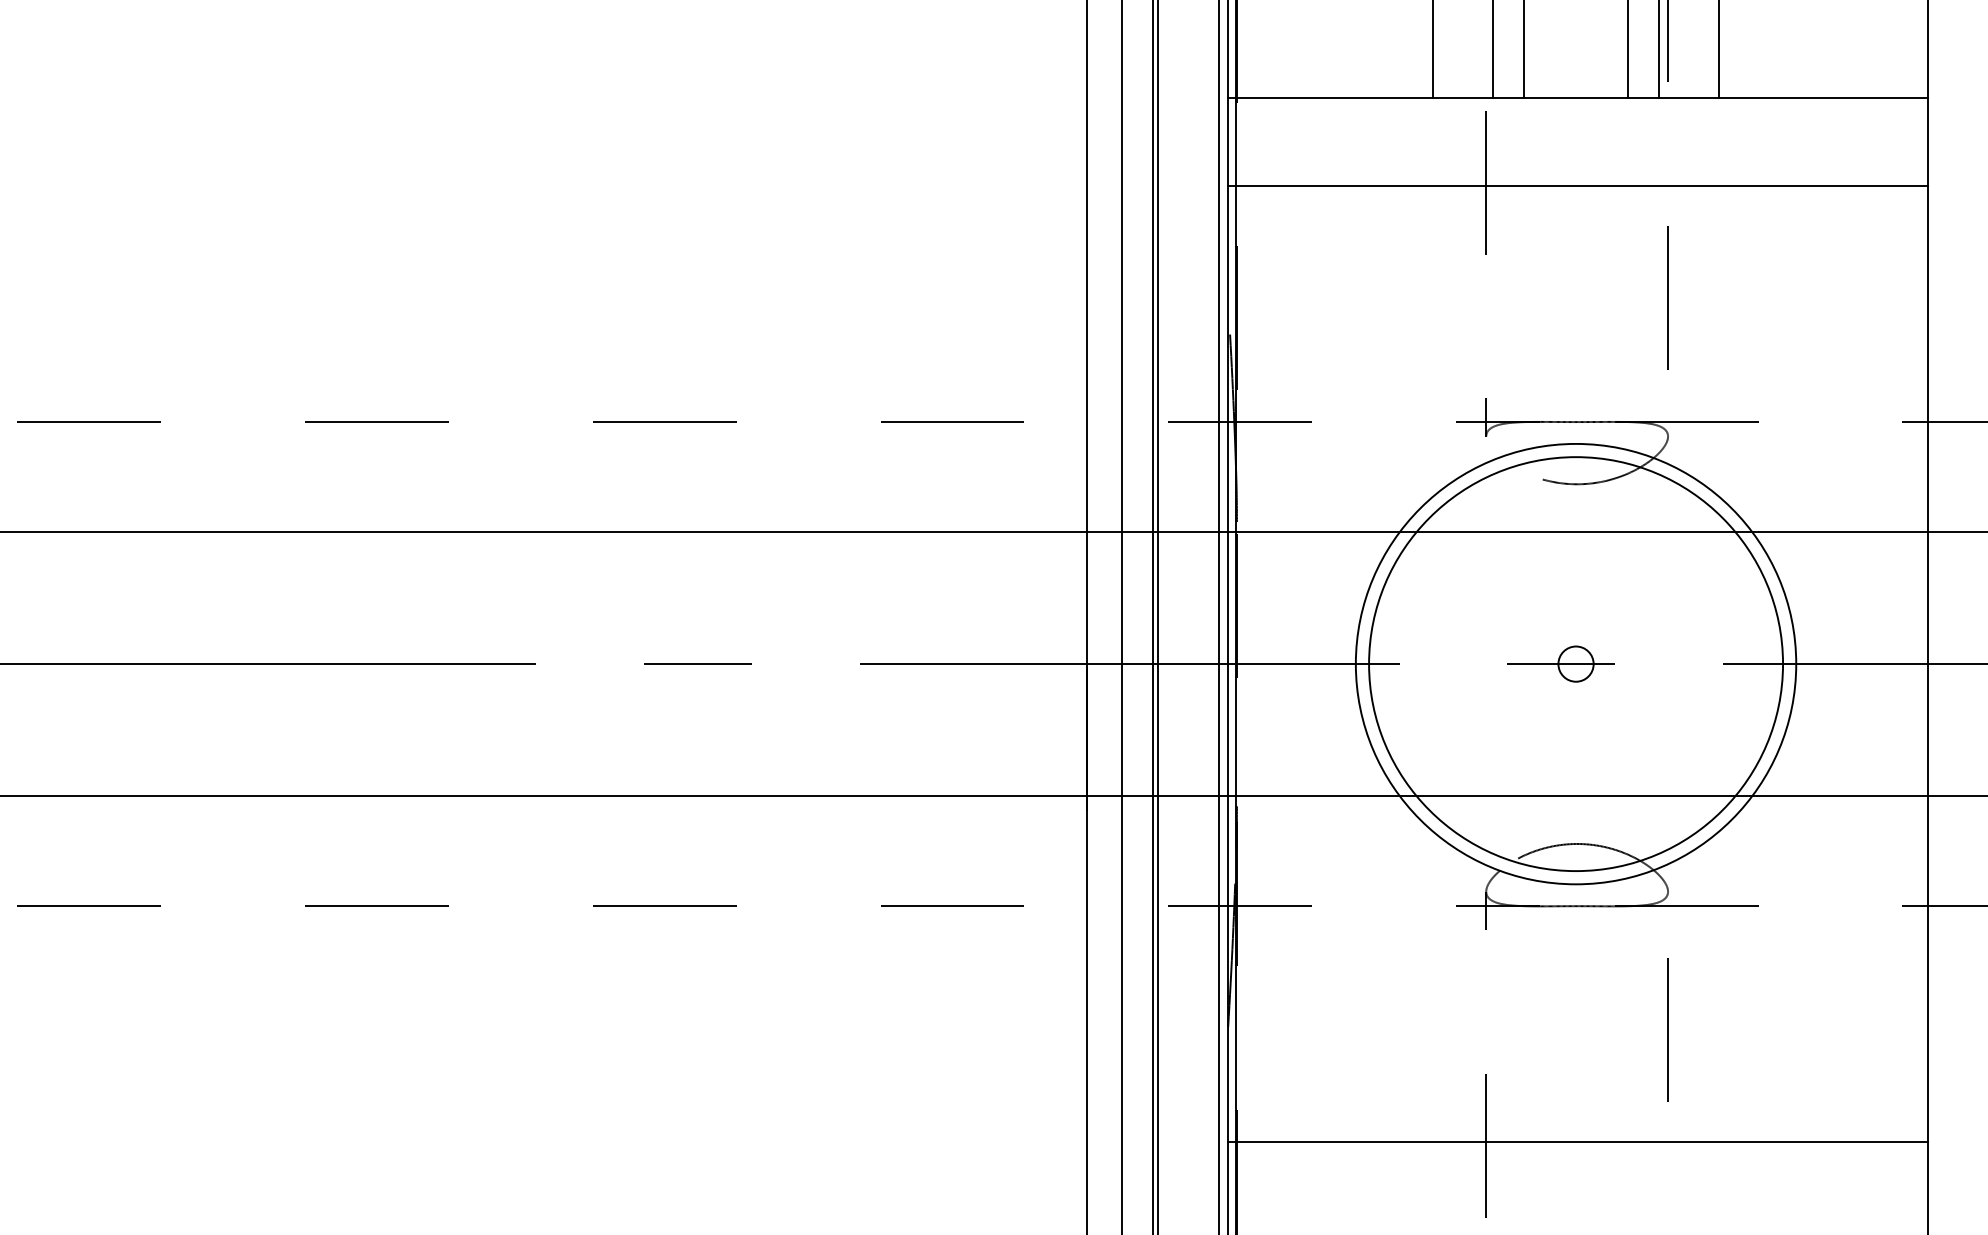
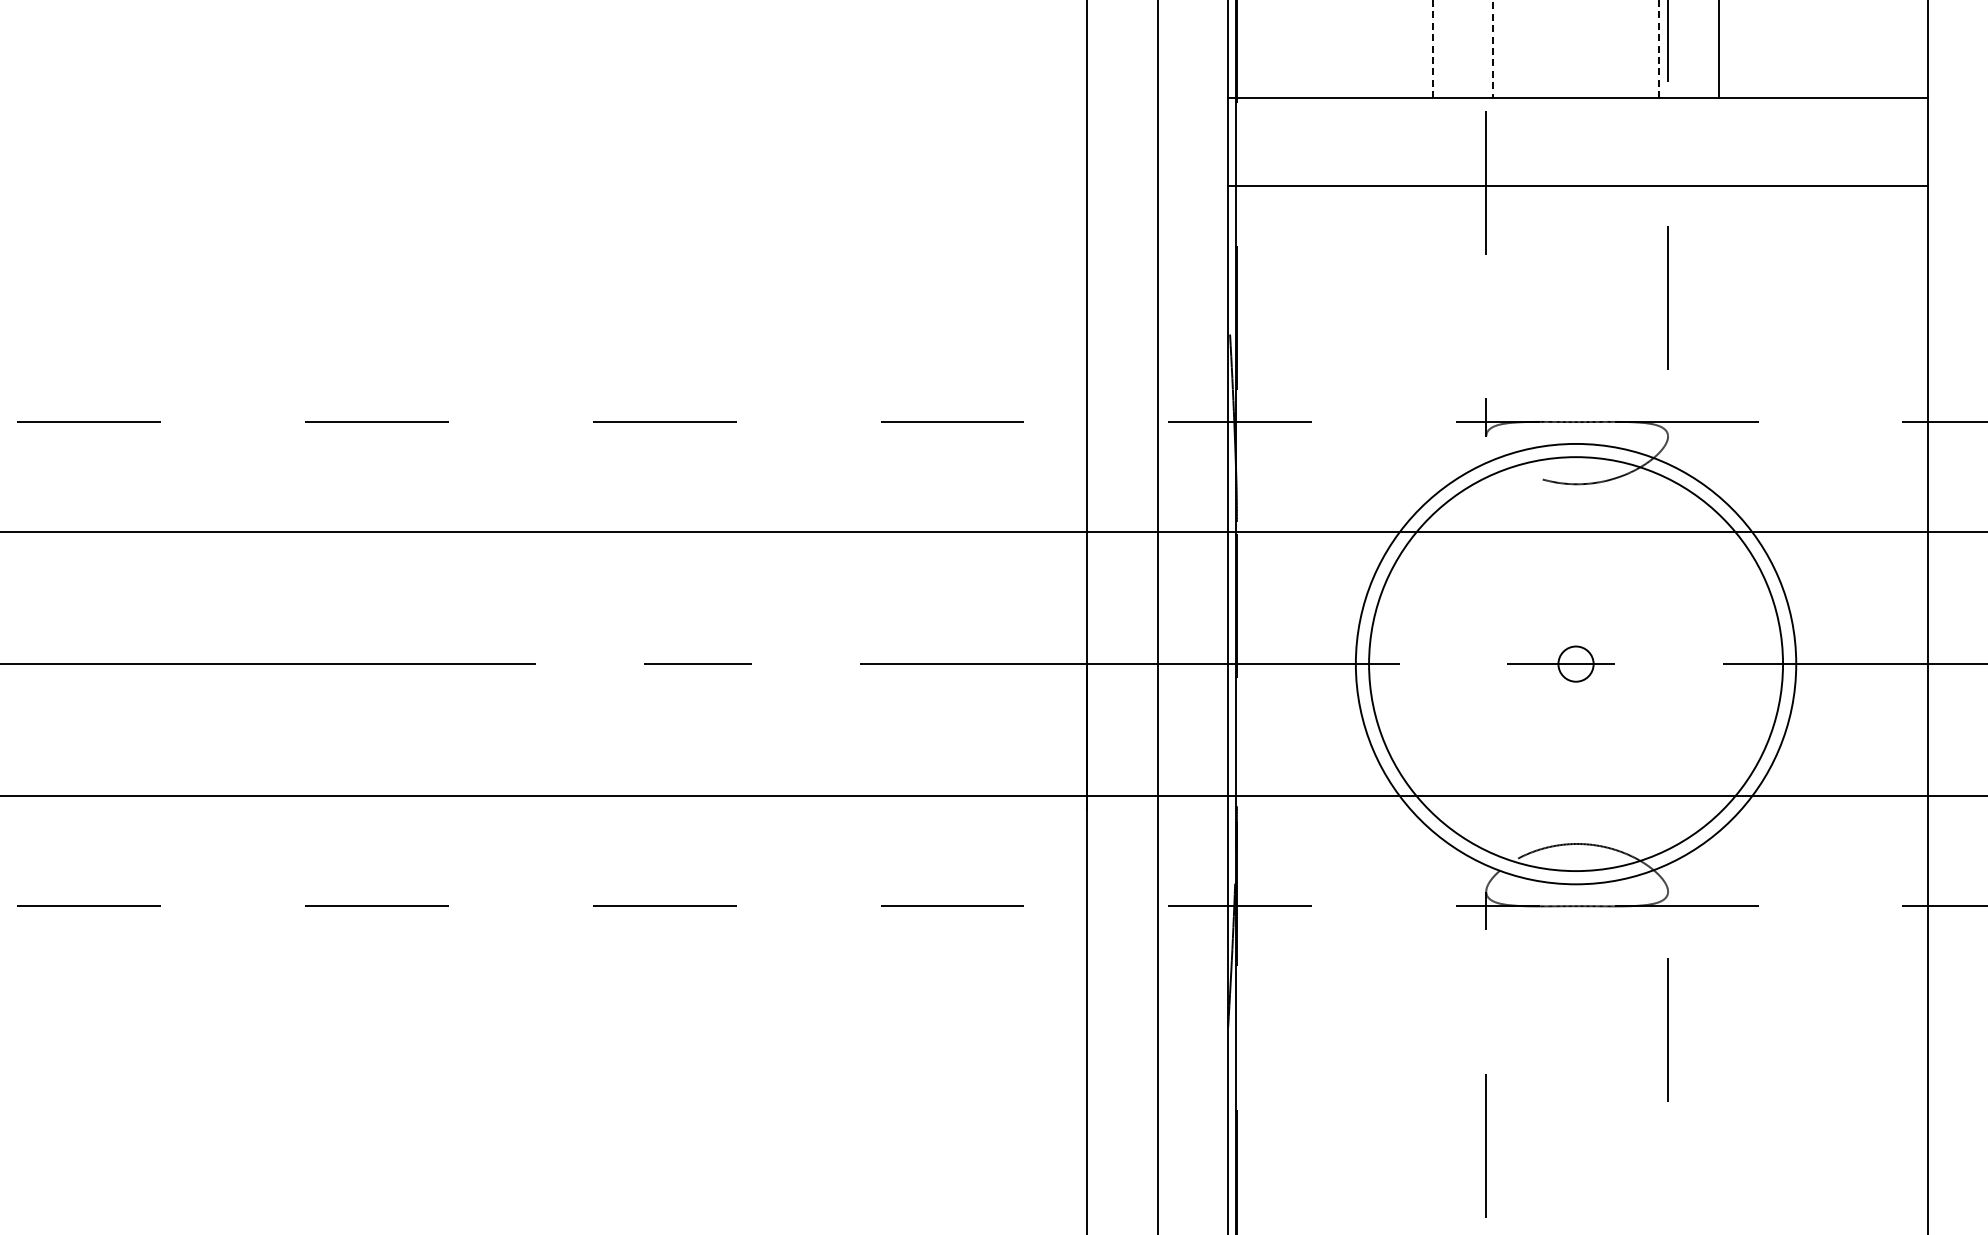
line: solid -> dashed (1433, 49)
line: solid -> dashed (1493, 49)
line: solid -> dashed (1658, 49)
line: present -> none (1524, 50)
line: present -> none (1627, 50)
line: present -> none (1122, 616)
line: present -> none (1153, 616)
line: present -> none (1219, 616)
line: present -> none (1578, 1141)
